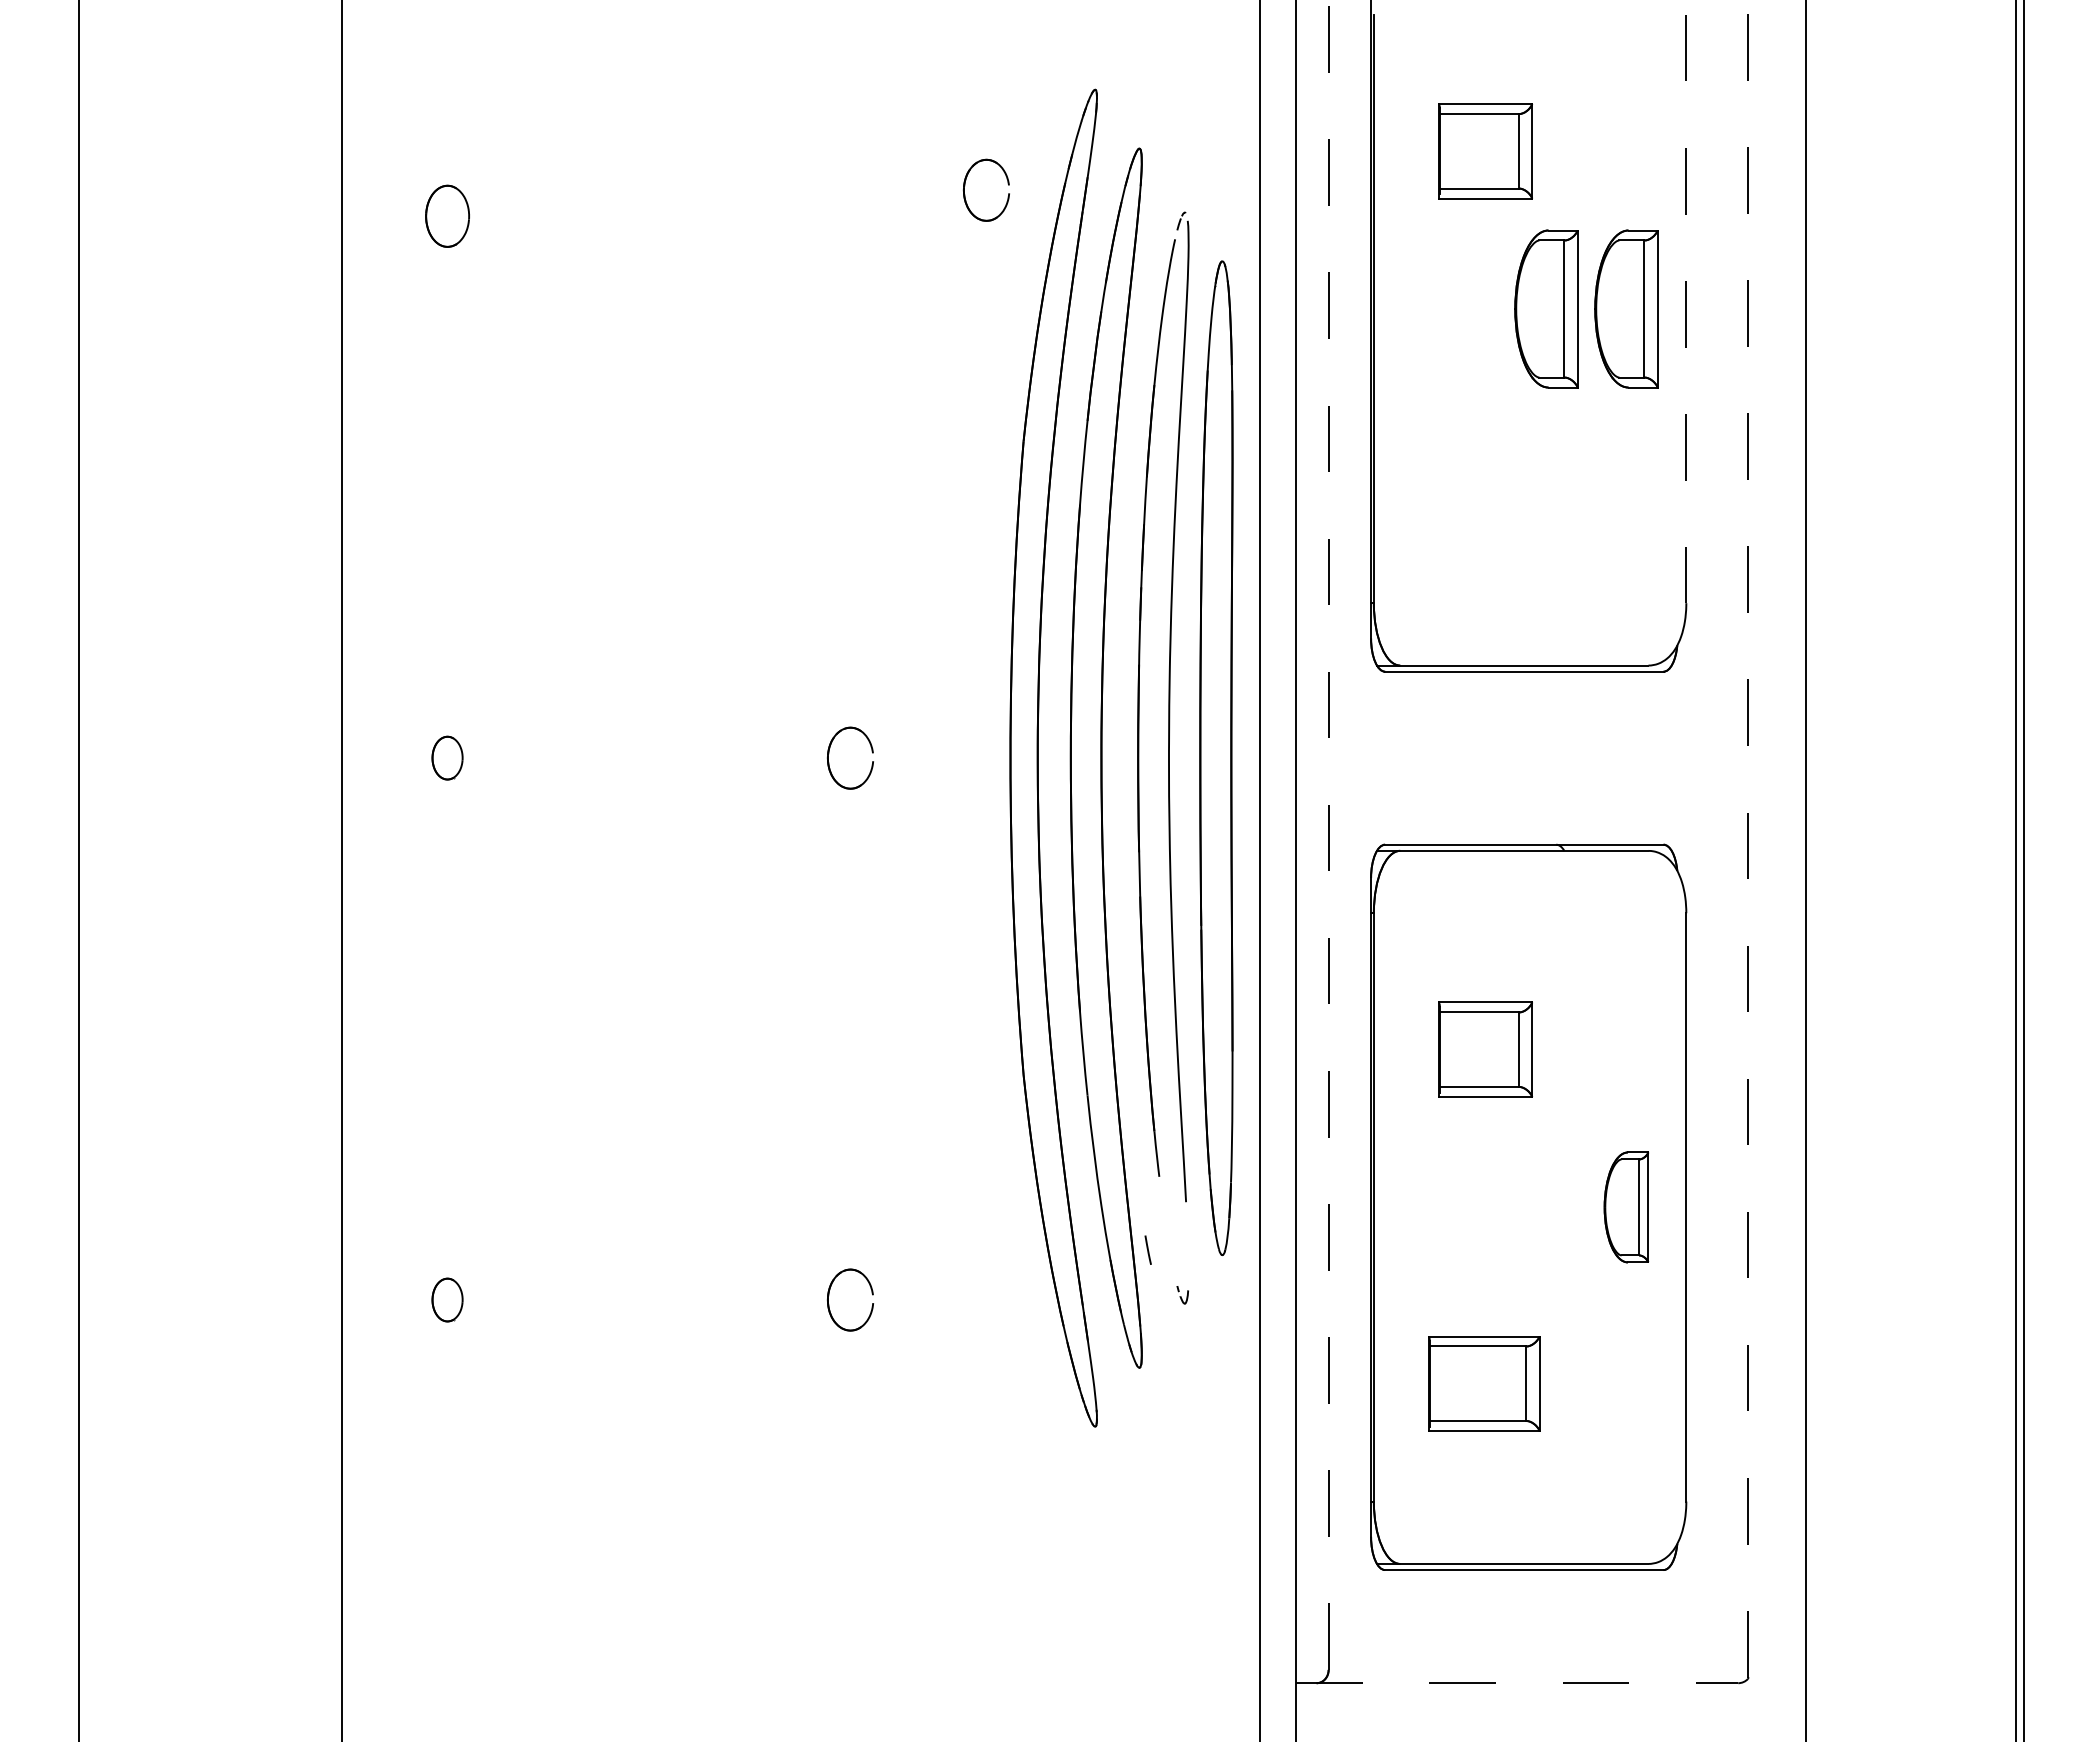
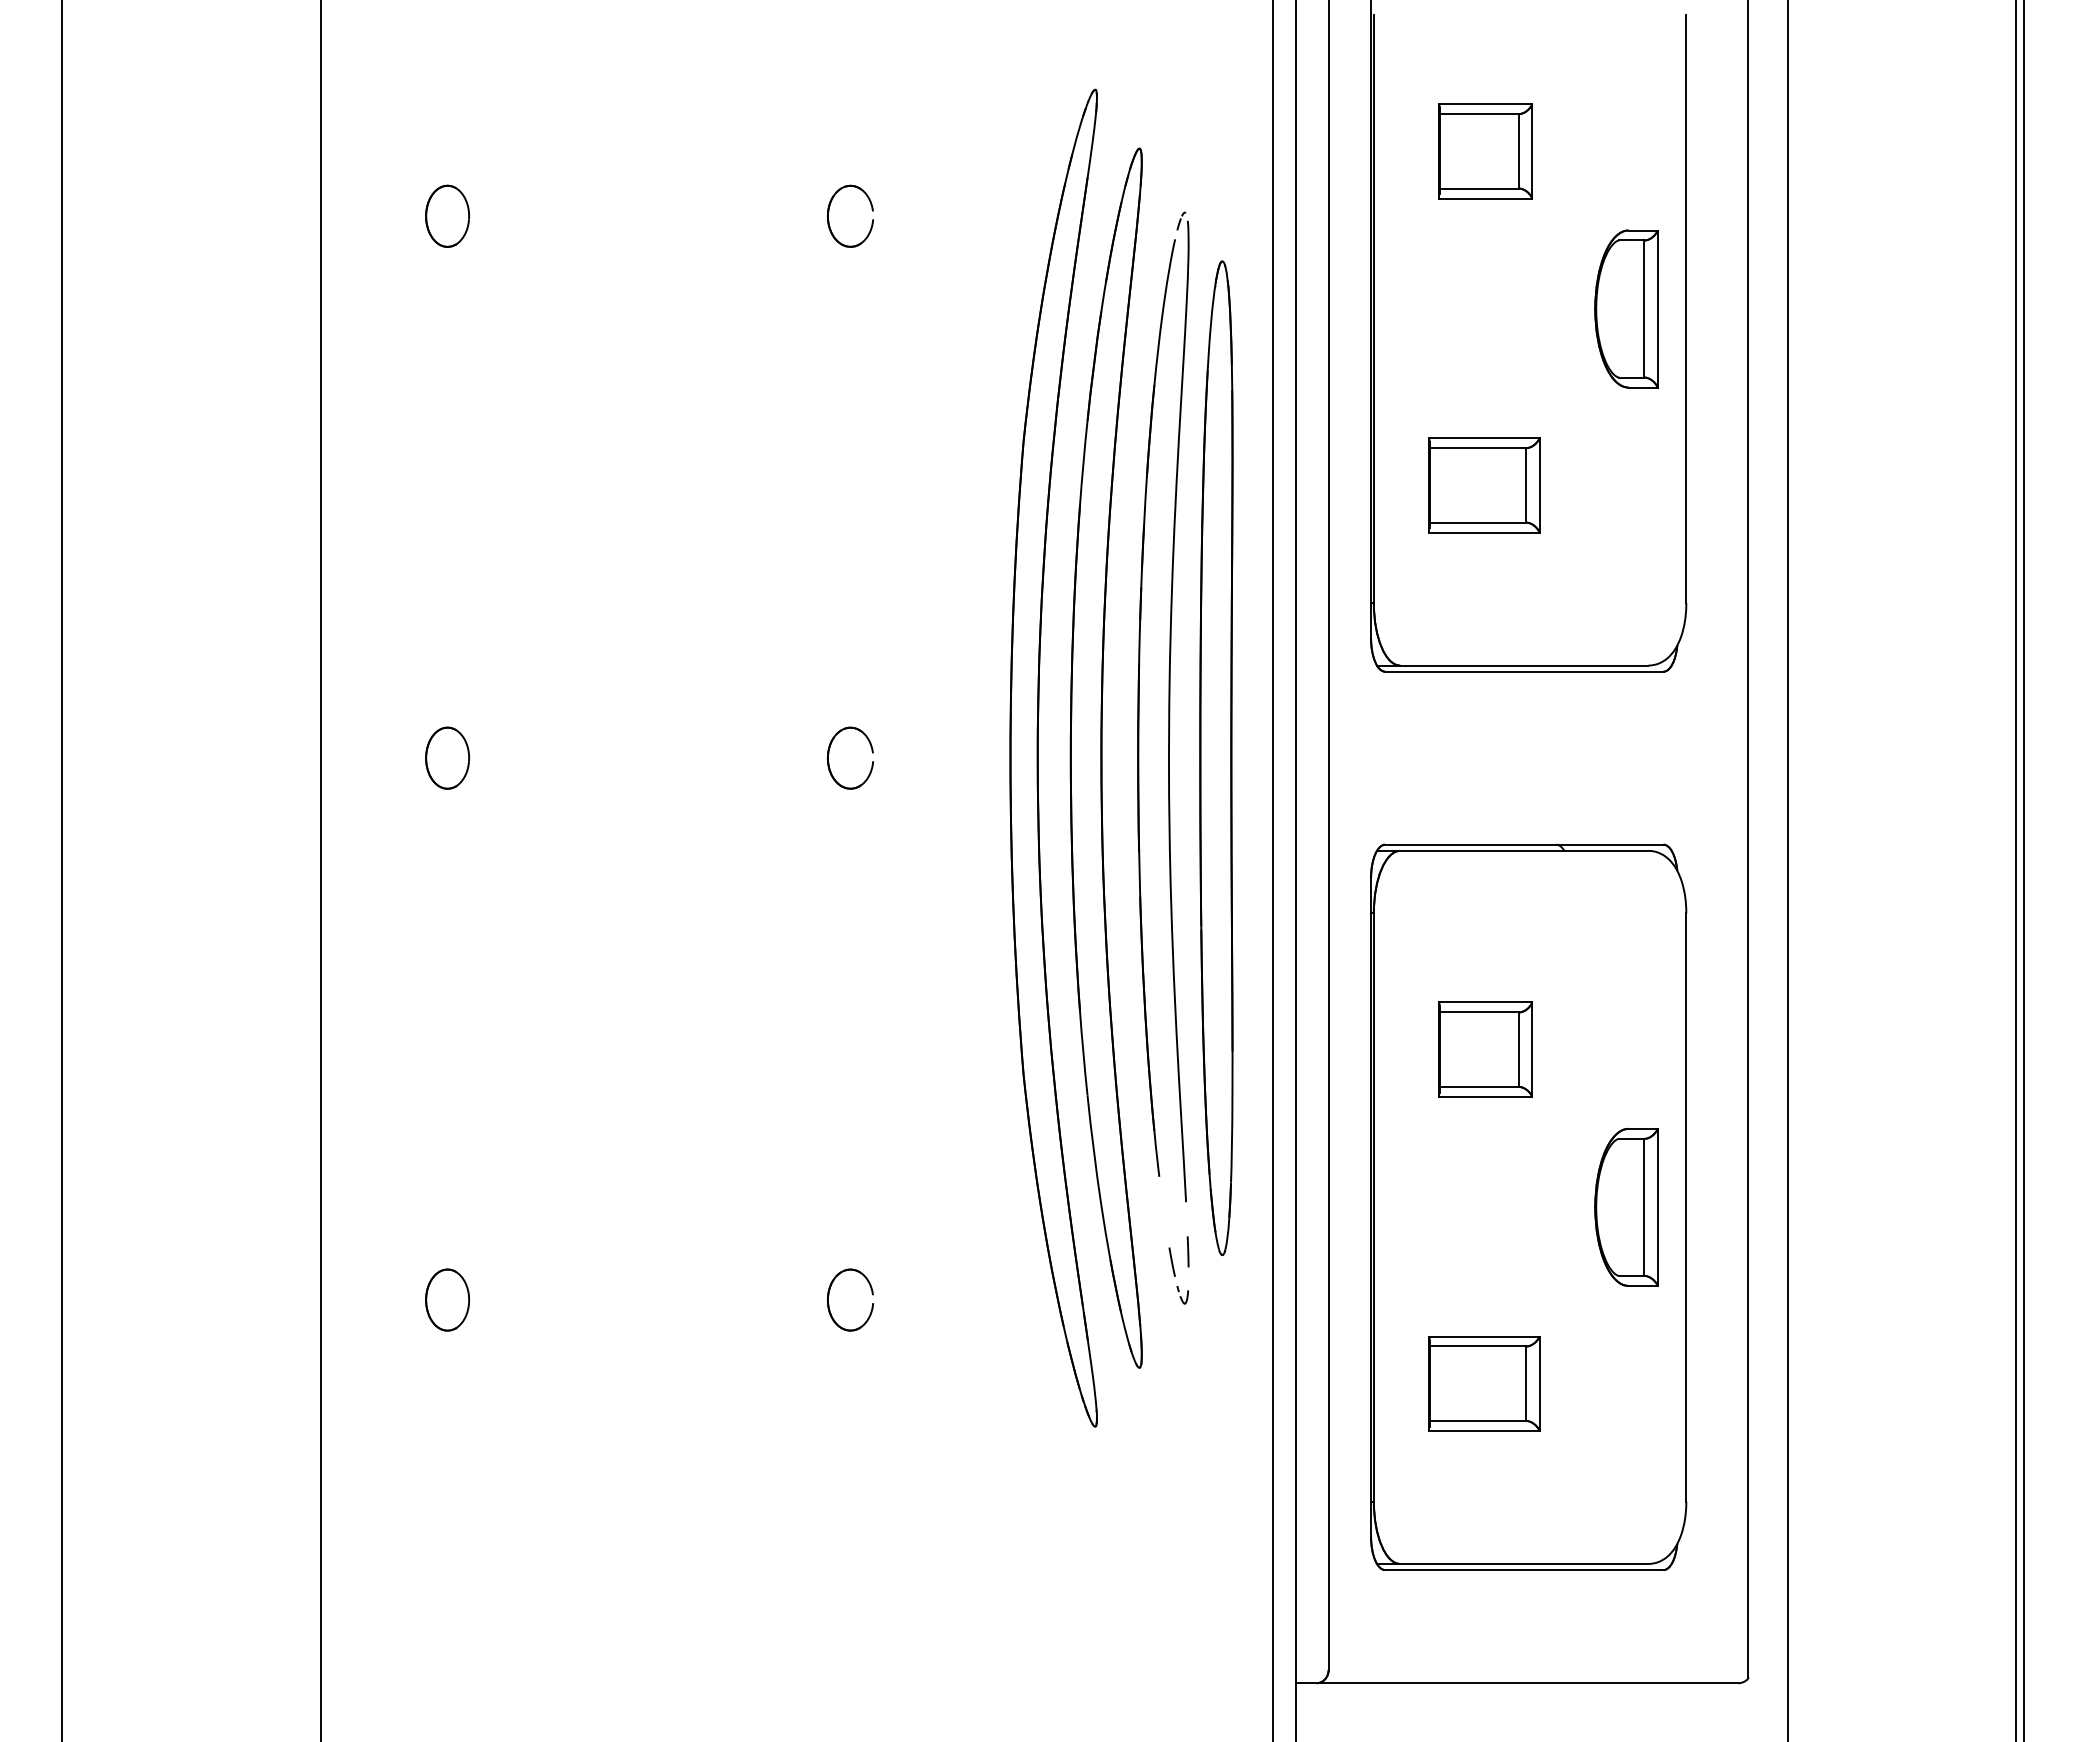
part position: (965, 186) -> (829, 212) (829, 212)
part: present -> none (1546, 308)
line: dashed -> solid (1686, 309)
part: none -> present (1484, 485)
part size: 33x46 px -> 45x64 px (447, 757)
line: dashed -> solid (1328, 835)
line: dashed -> solid (1748, 838)
line position: (79, 870) -> (62, 870) (62, 870)
line position: (341, 870) -> (320, 870) (320, 870)
line position: (1260, 870) -> (1273, 870) (1273, 870)
line position: (1806, 870) -> (1788, 870) (1788, 870)
part size: 47x113 px -> 65x159 px (1626, 1207)
line position: (1147, 1249) -> (1171, 1261) (1171, 1261)
line: none -> present (1187, 1251)
part size: 33x46 px -> 45x64 px (447, 1299)
line: dashed -> solid (1517, 1683)
